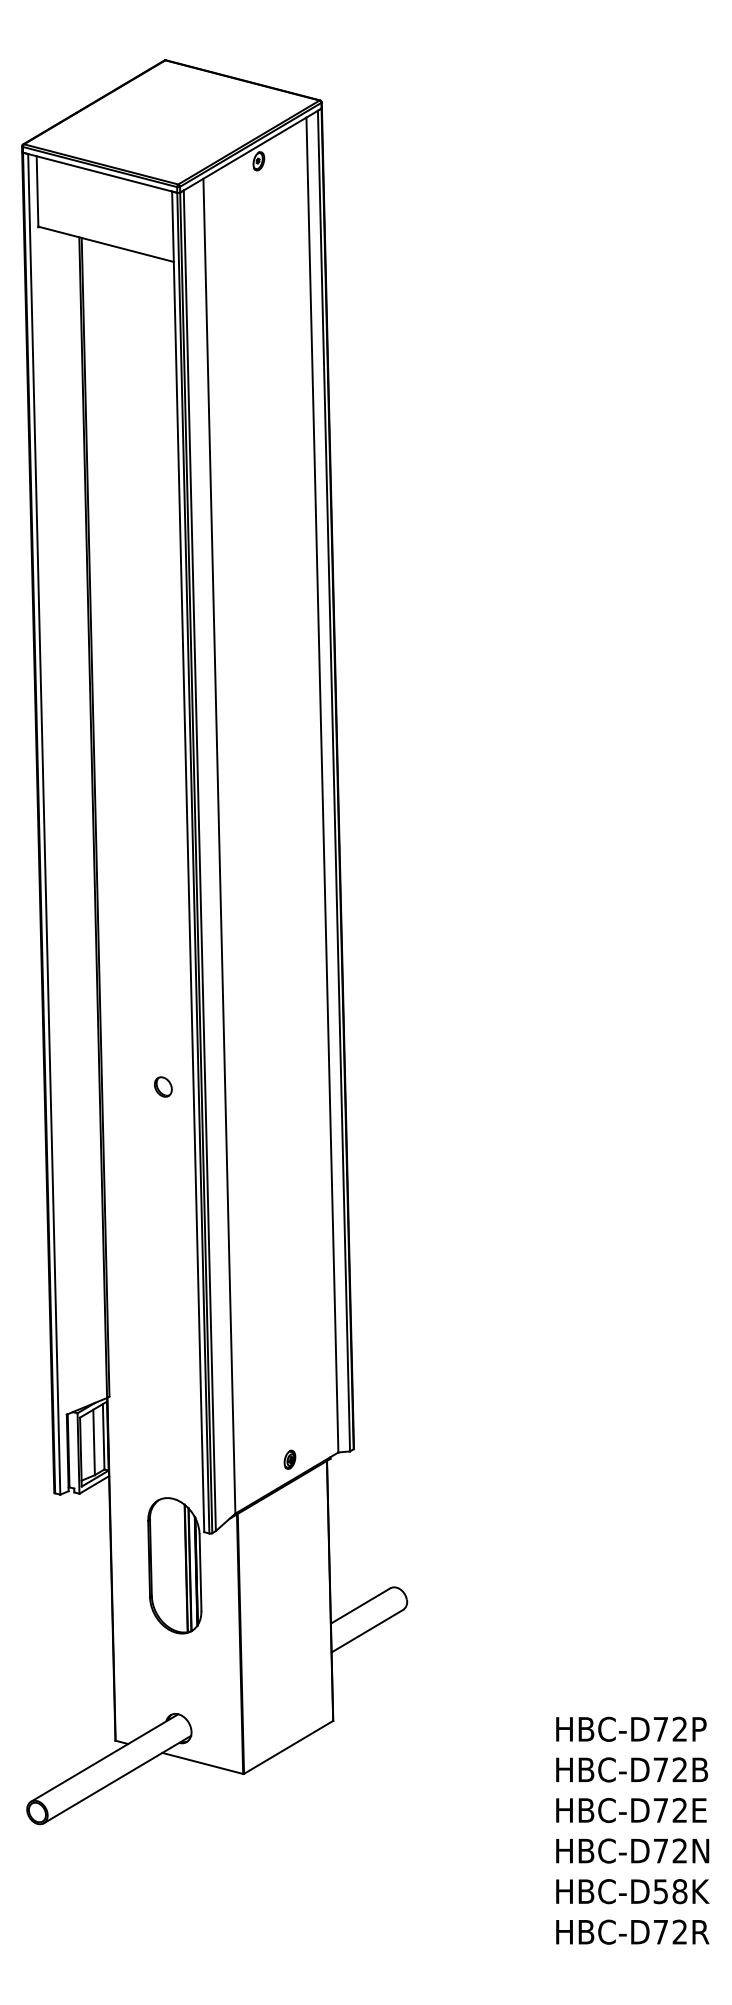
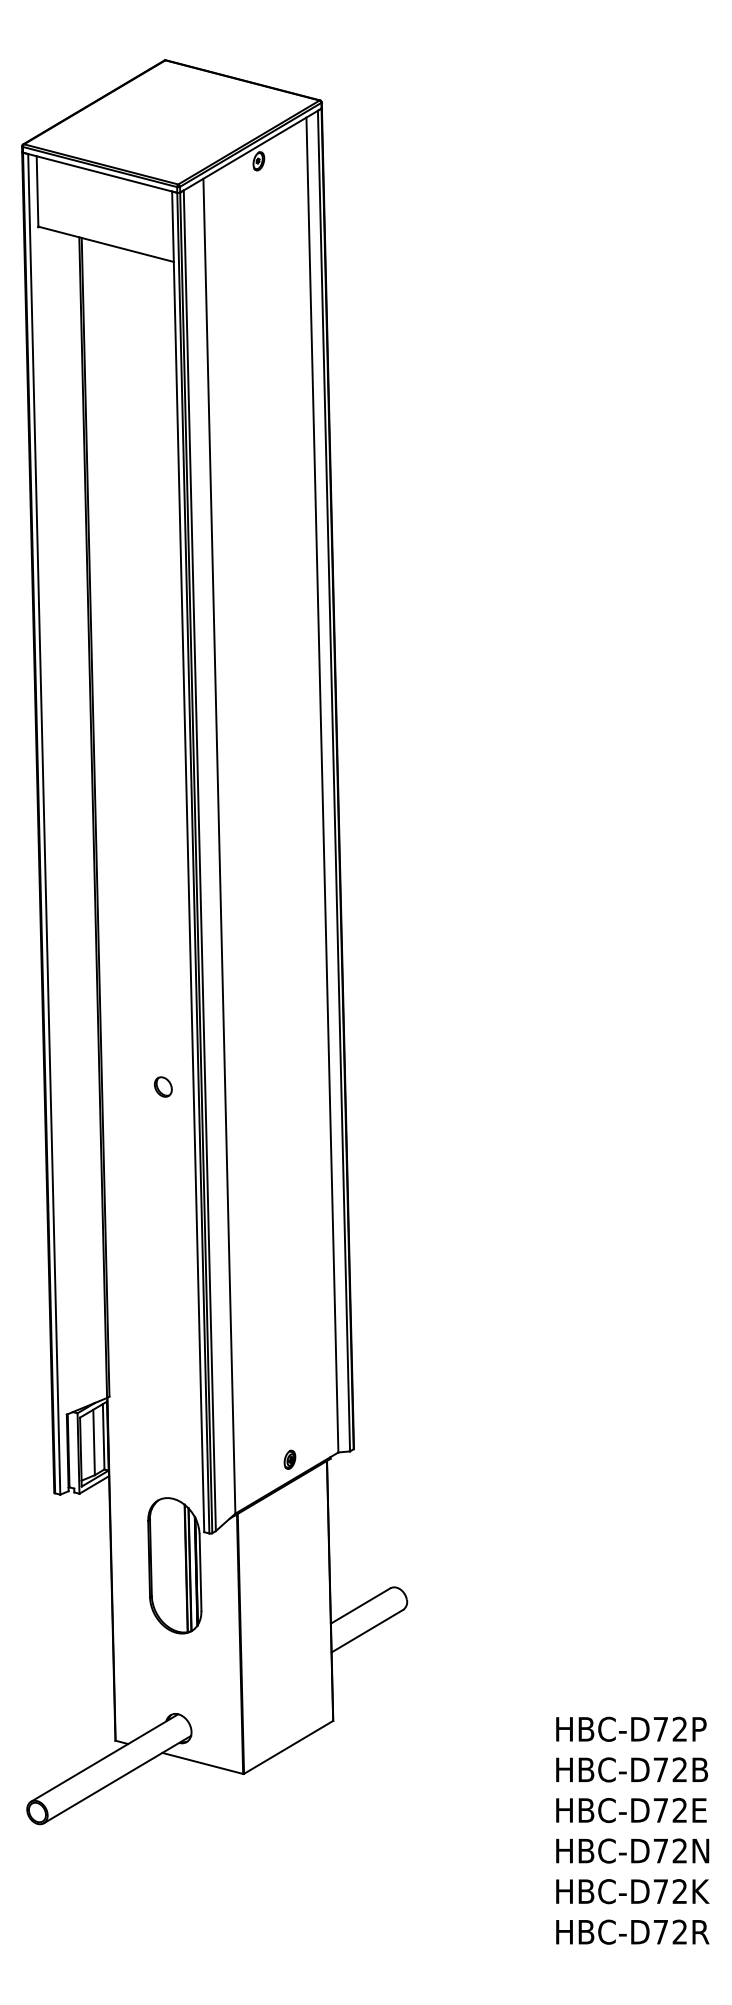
text: HBC-D58K -> HBC-D72K (670, 1891)
